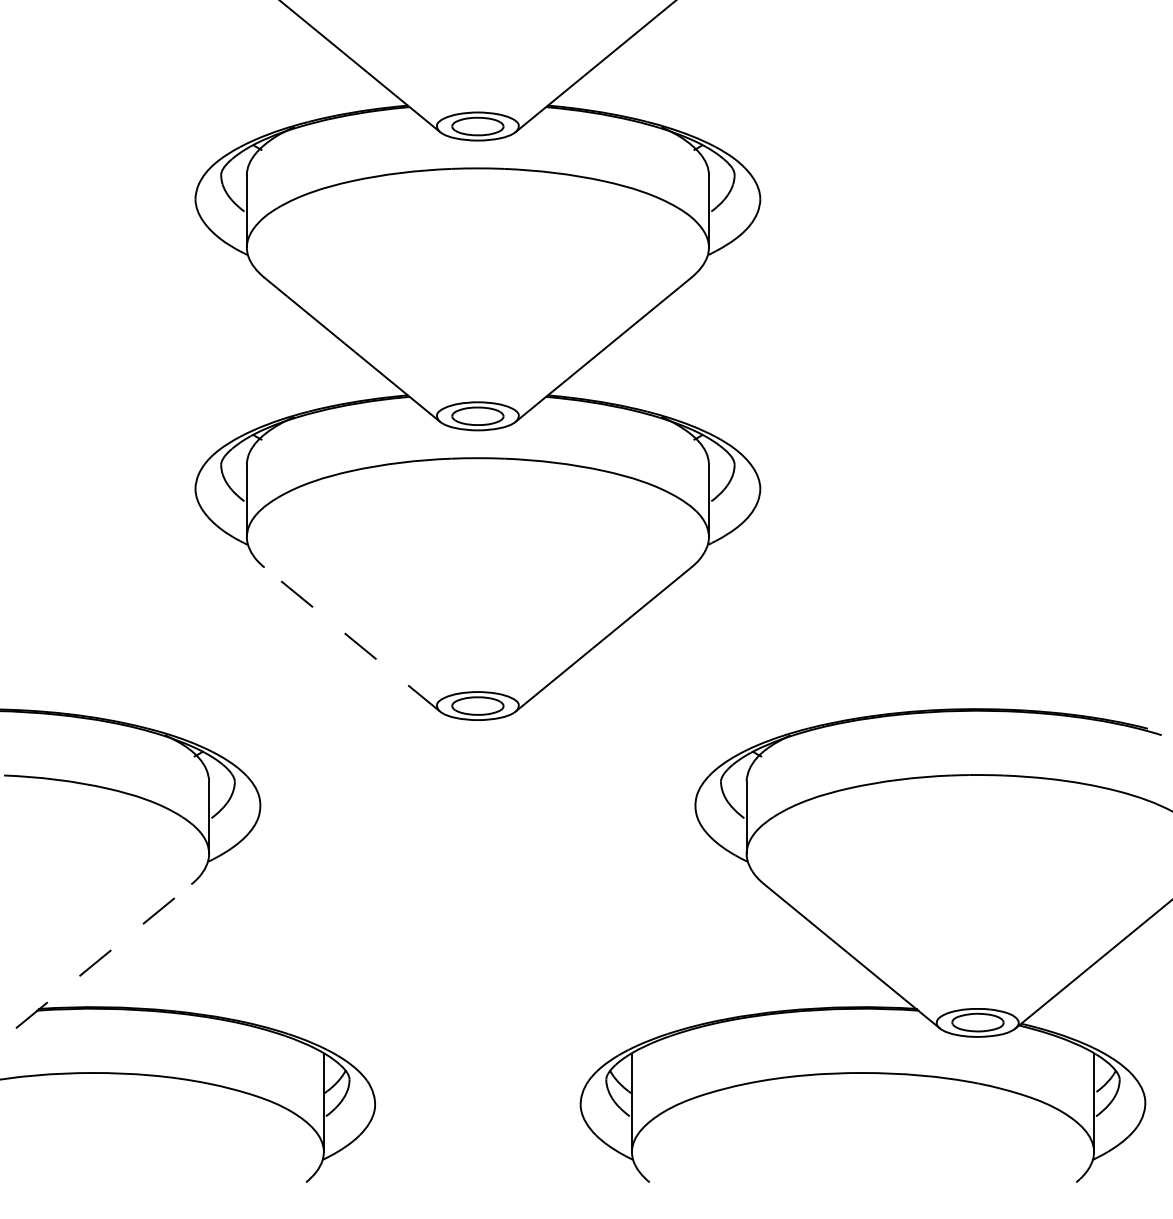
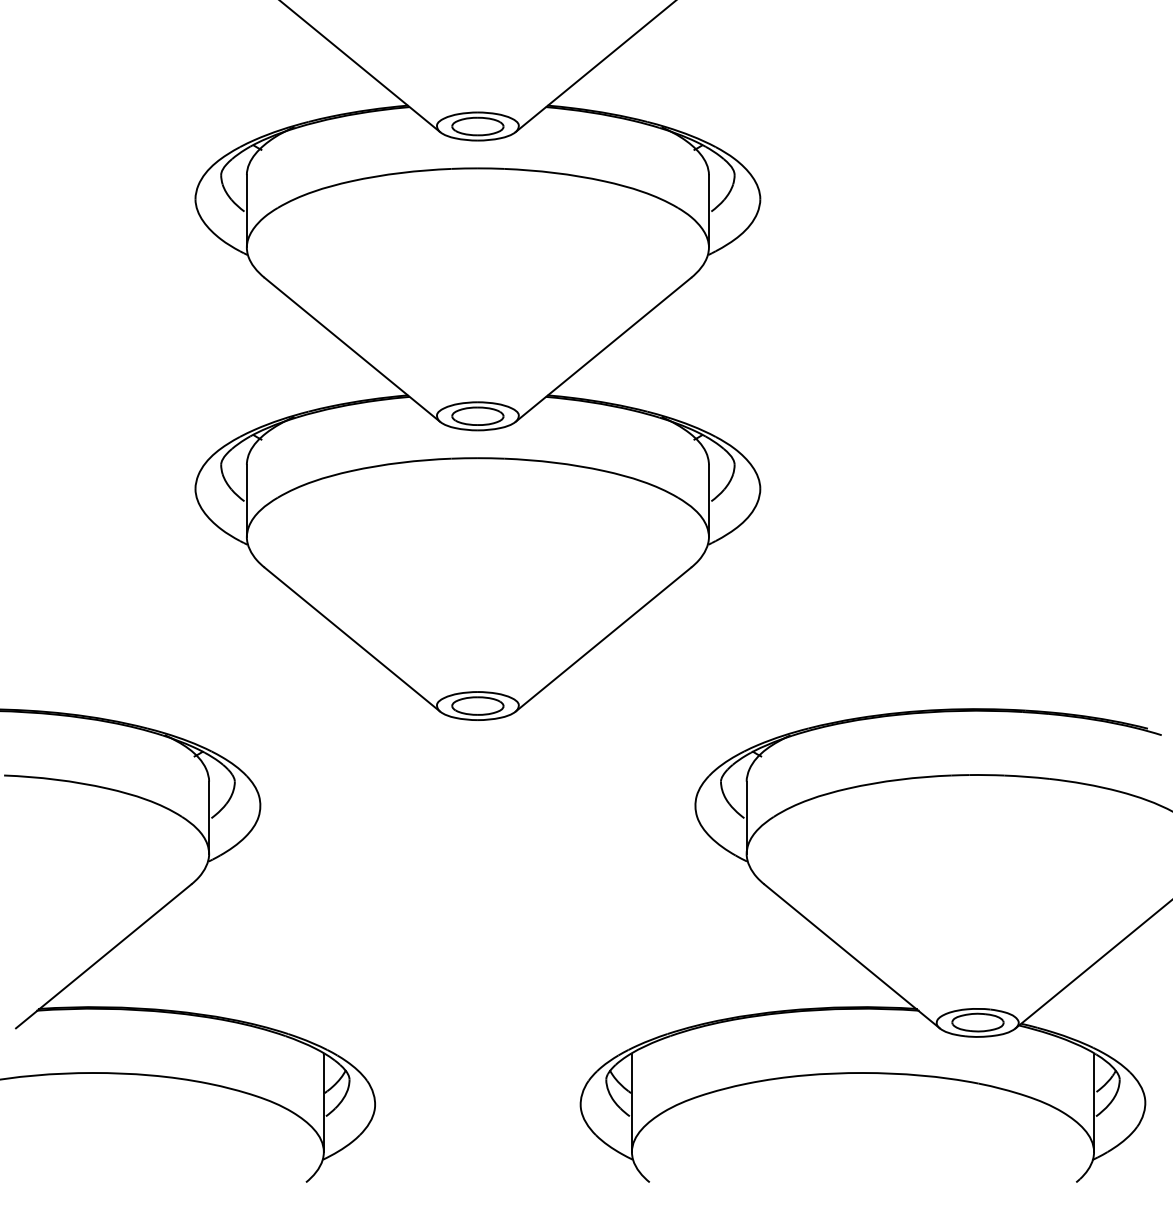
line: dashed -> solid (351, 639)
line: dashed -> solid (104, 956)
